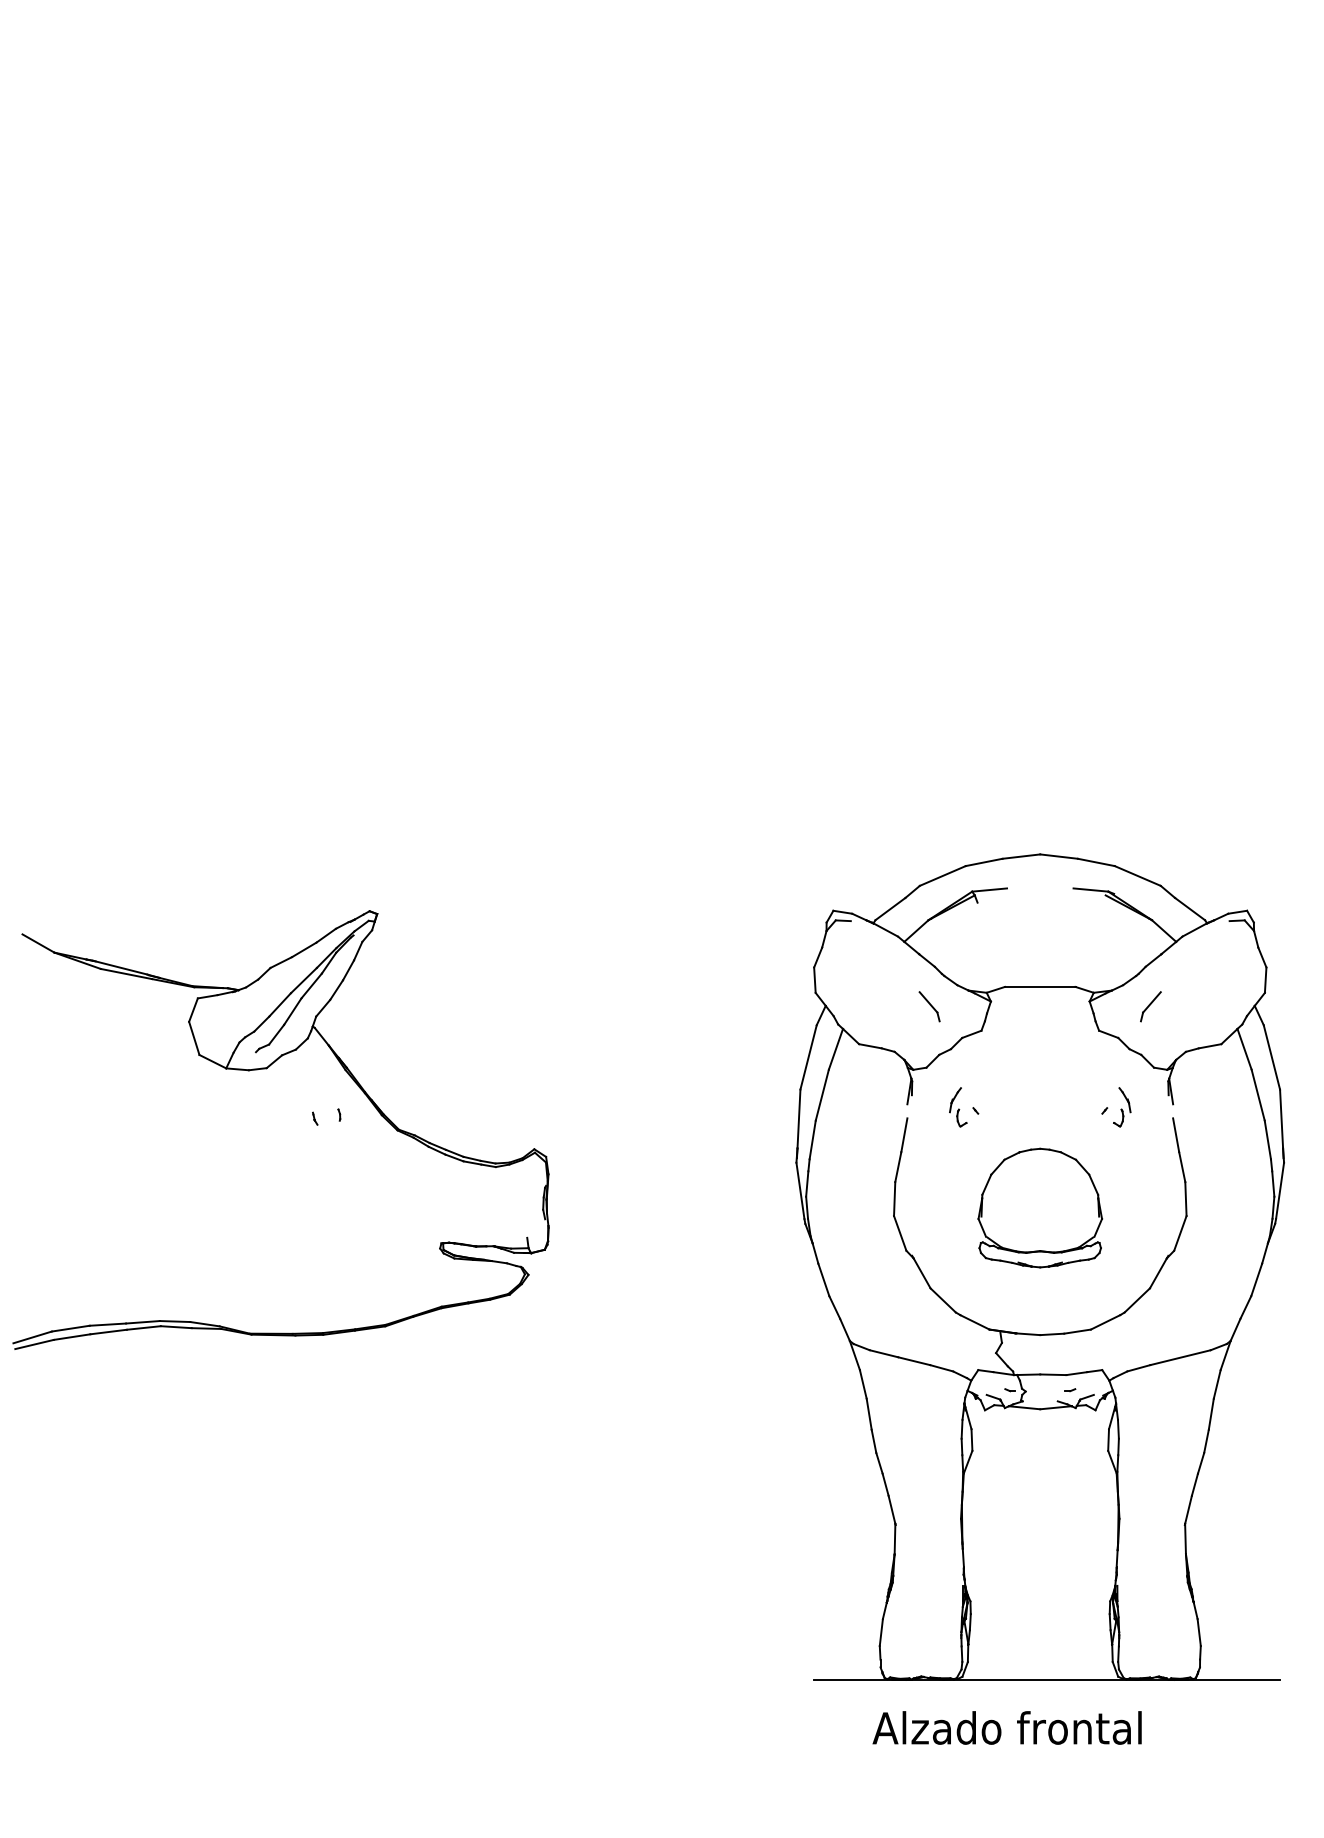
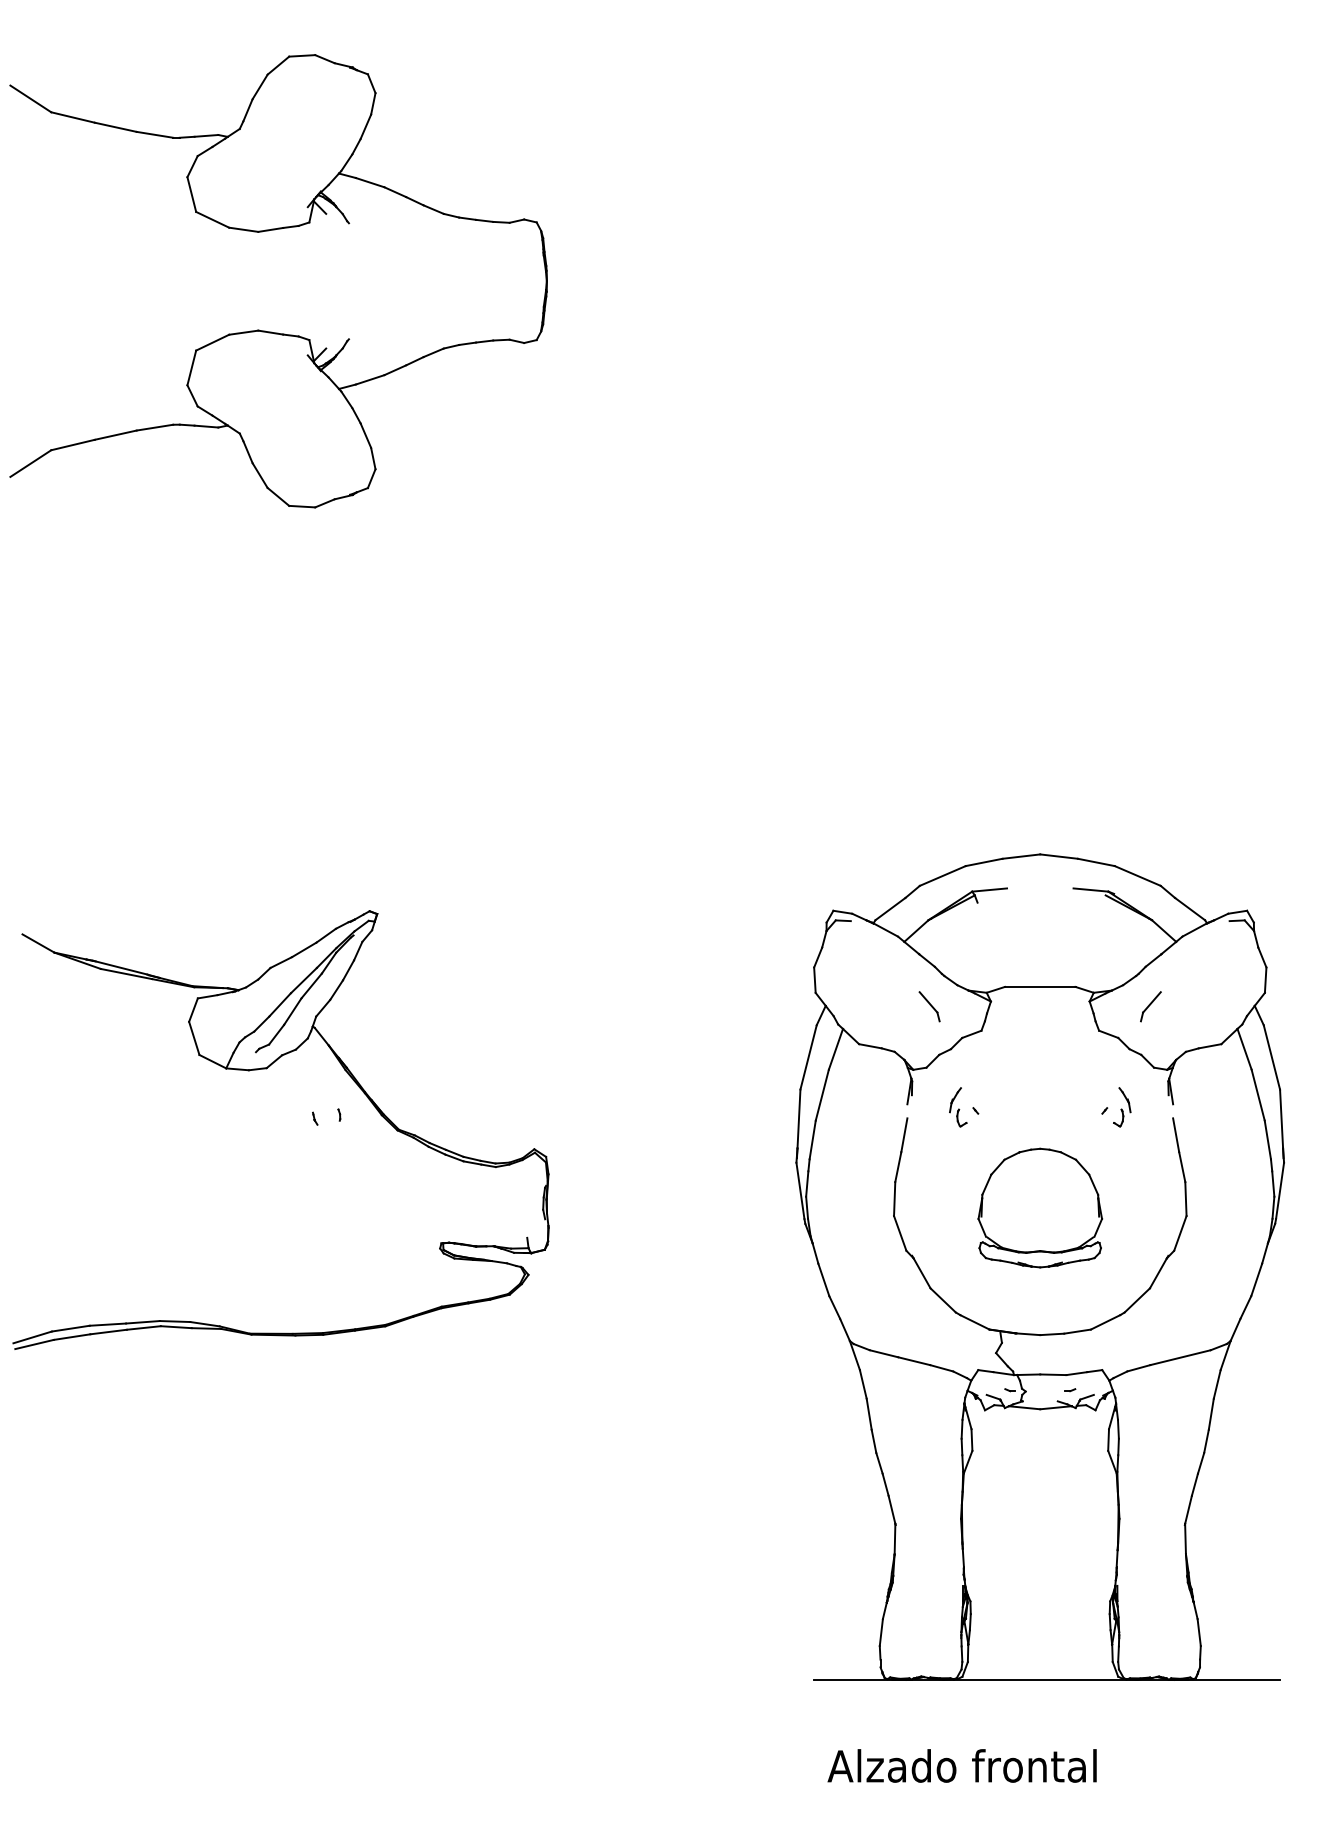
part: none -> present (271, 331)
text position: (1006, 1727) -> (961, 1765) (961, 1765)
